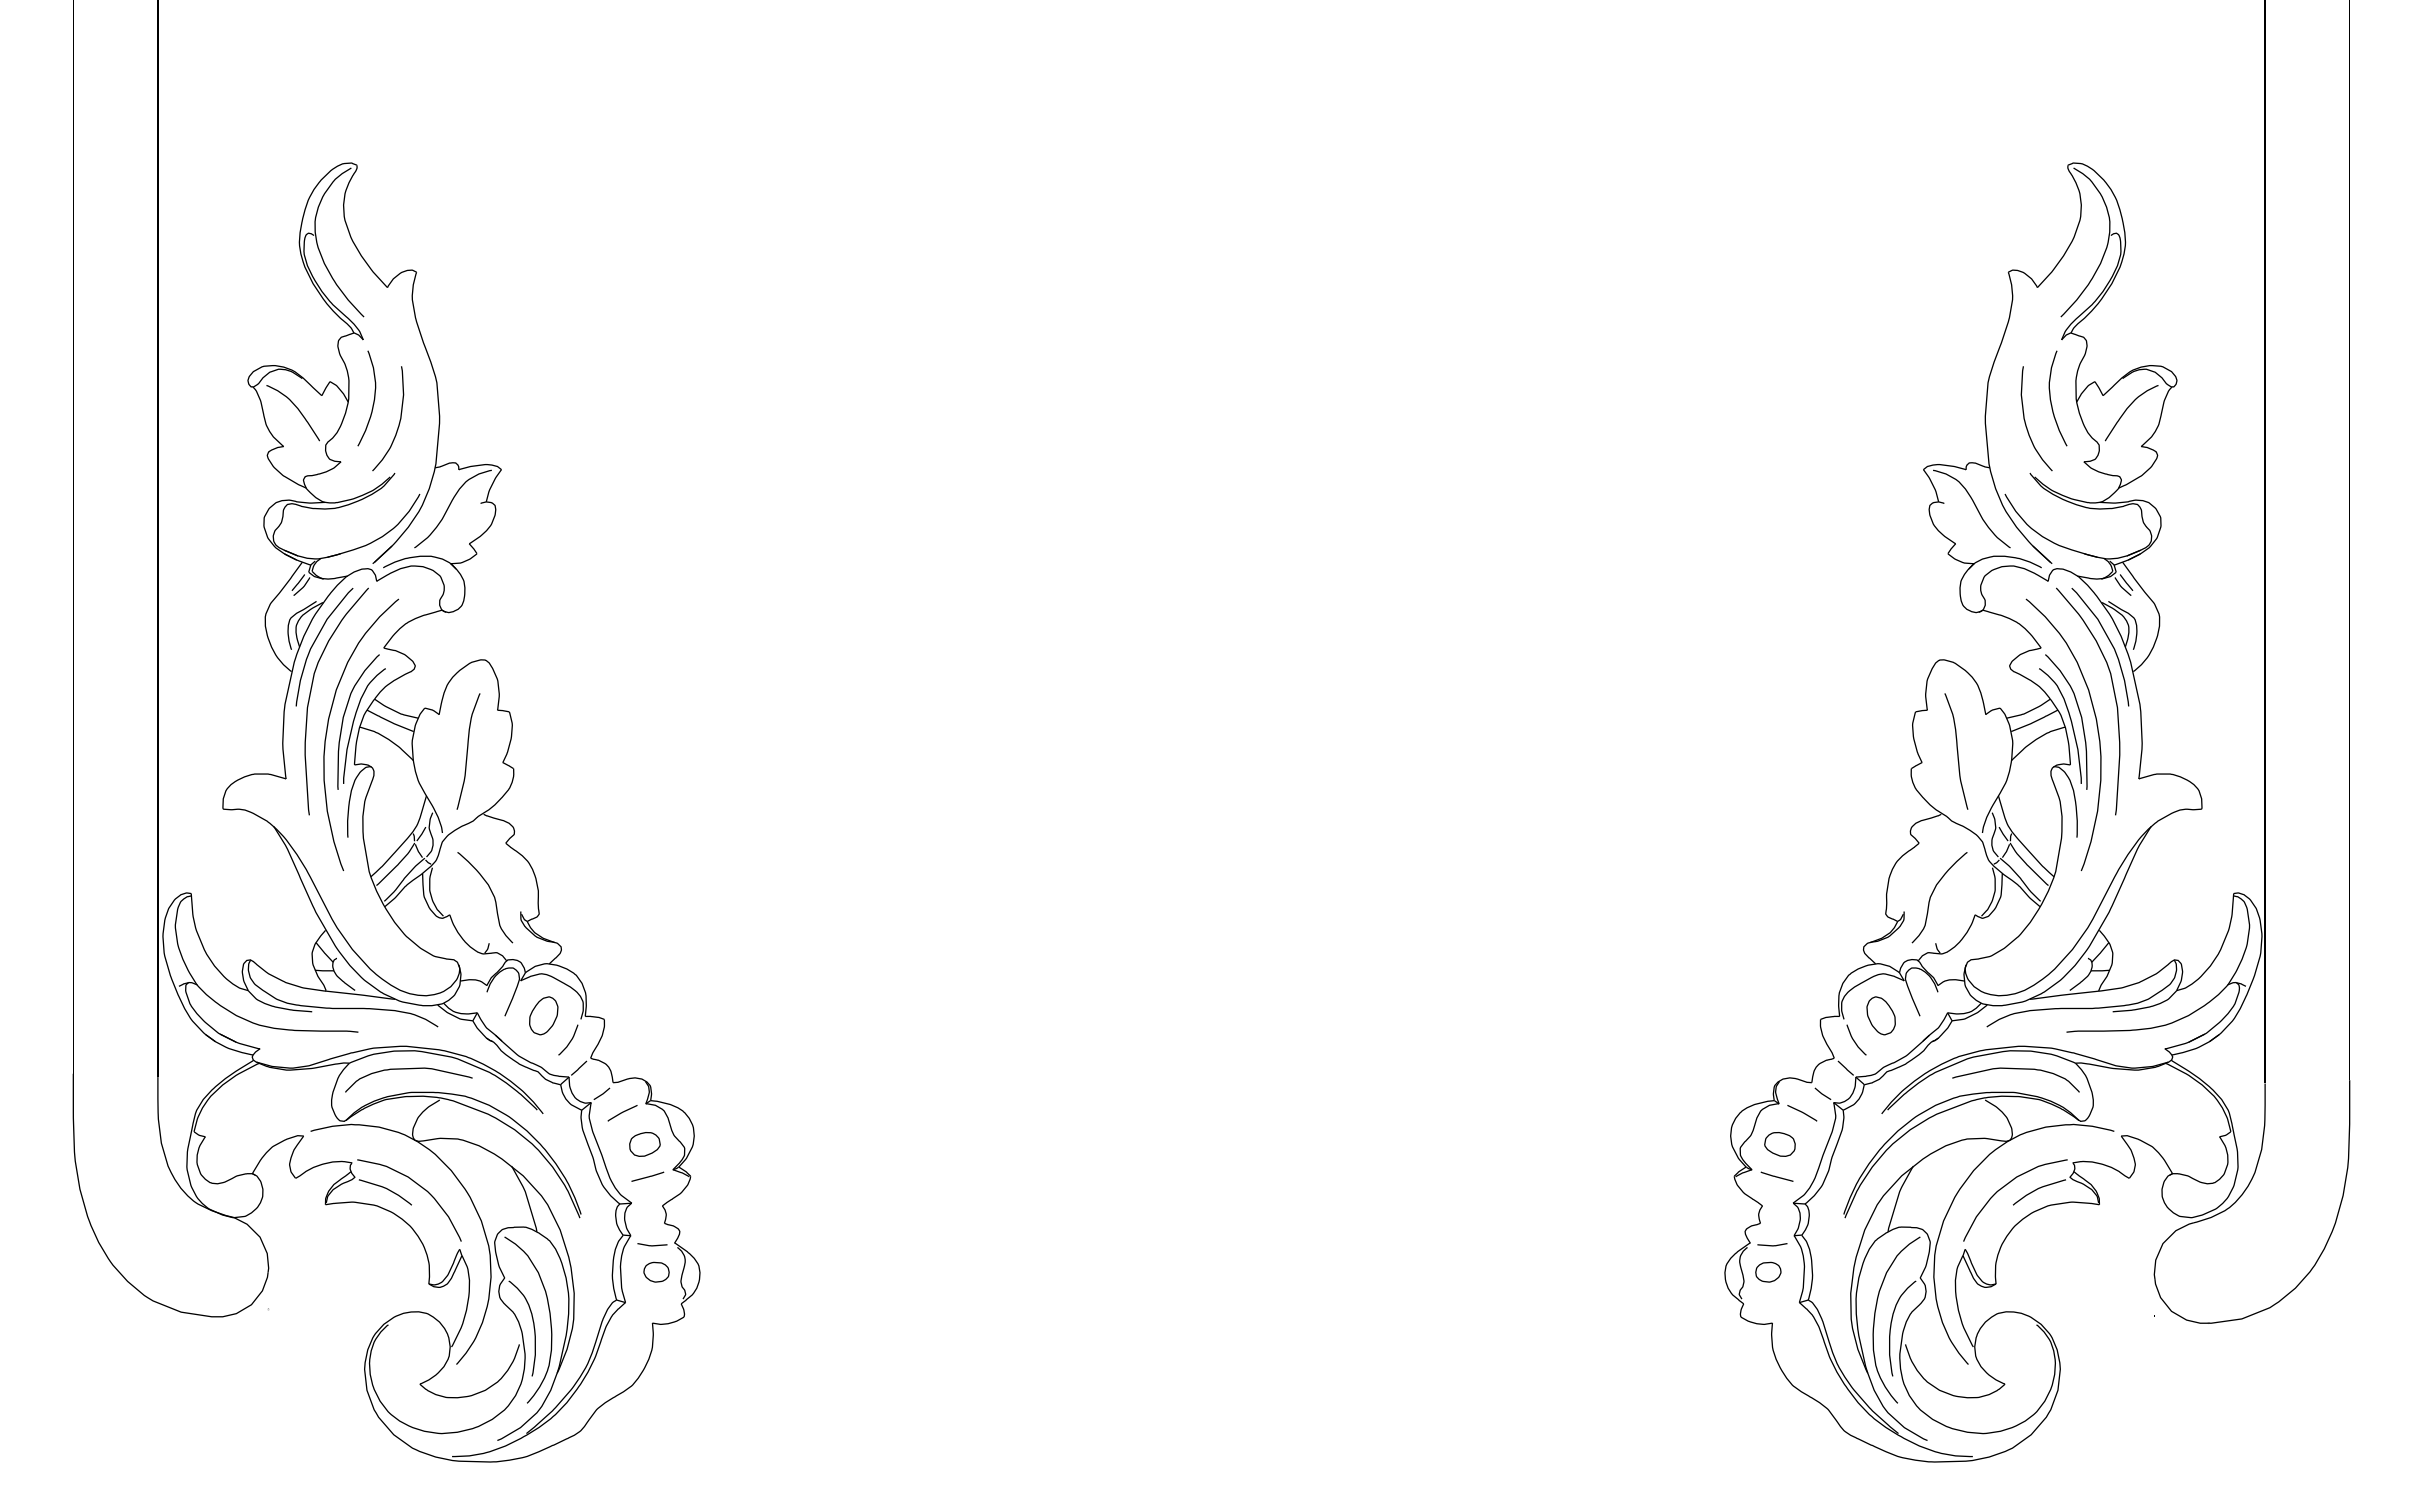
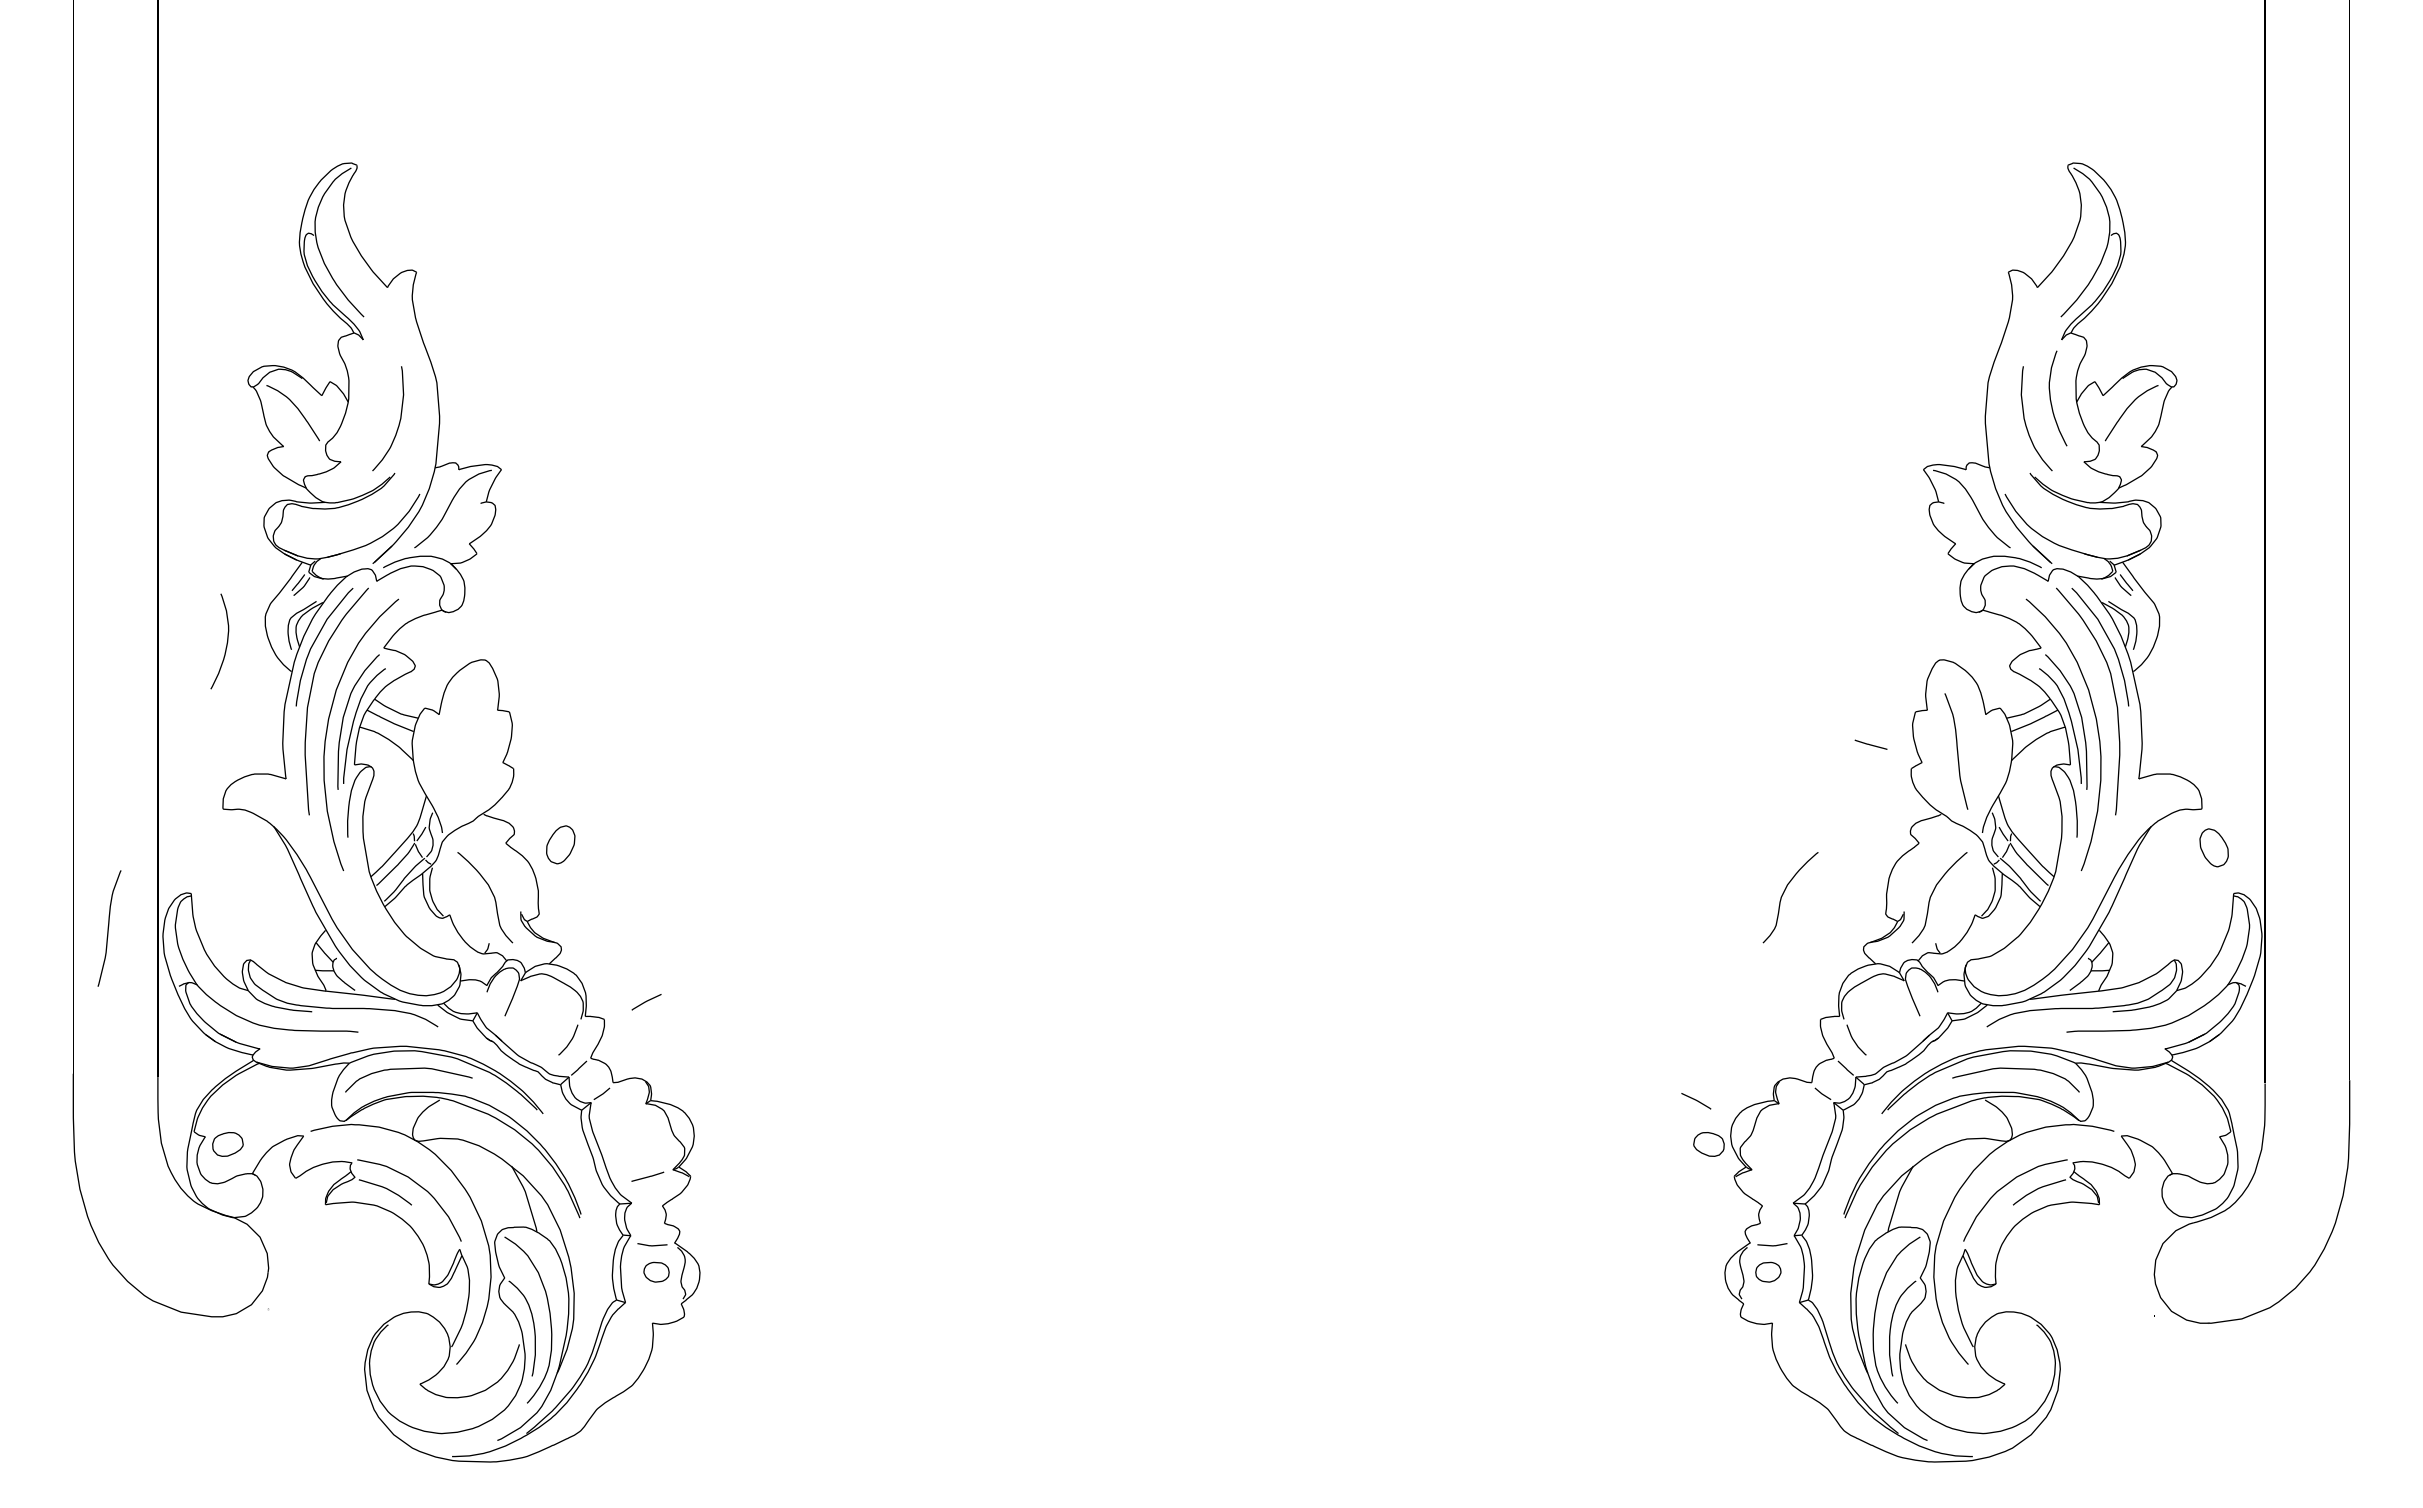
curve position: (373, 399) -> (226, 642) (226, 642)
curve position: (467, 751) -> (108, 928) (108, 928)
curve: none -> present (1783, 894)
part position: (543, 1015) -> (560, 844) (560, 844)
part position: (1880, 1015) -> (2213, 847) (2213, 847)
curve position: (622, 1113) -> (646, 1002) (646, 1002)
curve position: (1802, 1113) -> (1696, 1101) (1696, 1101)
part position: (644, 1144) -> (227, 1144) (227, 1144)
part position: (1779, 1144) -> (1708, 1144) (1708, 1144)
line position: (1776, 1176) -> (1870, 744) (1870, 744)
